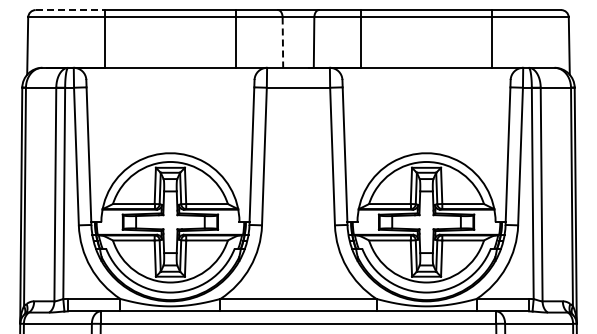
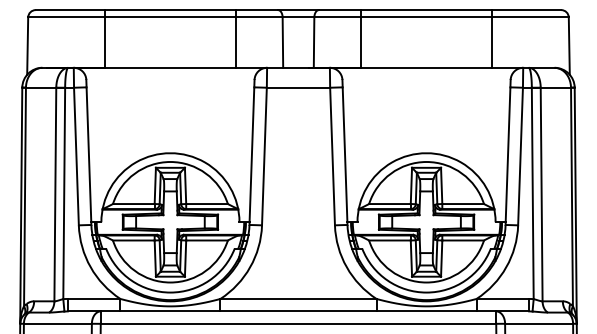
line: dashed -> solid (70, 10)
line: dashed -> solid (282, 43)
